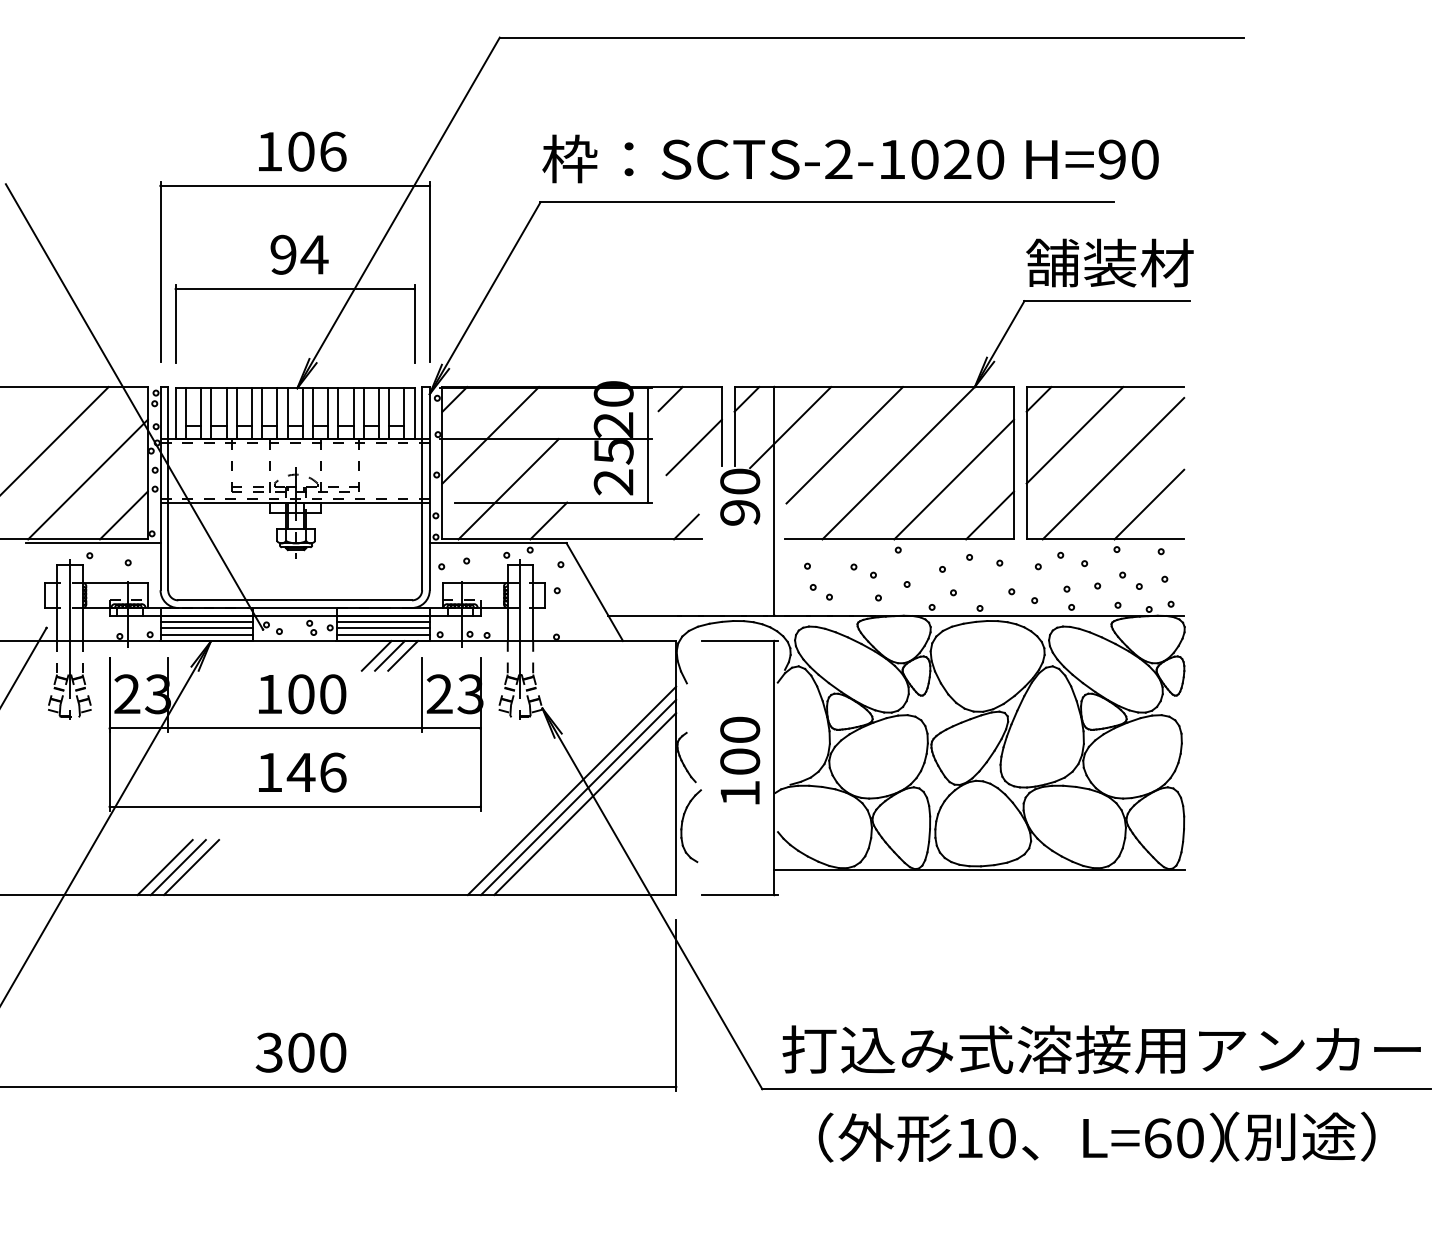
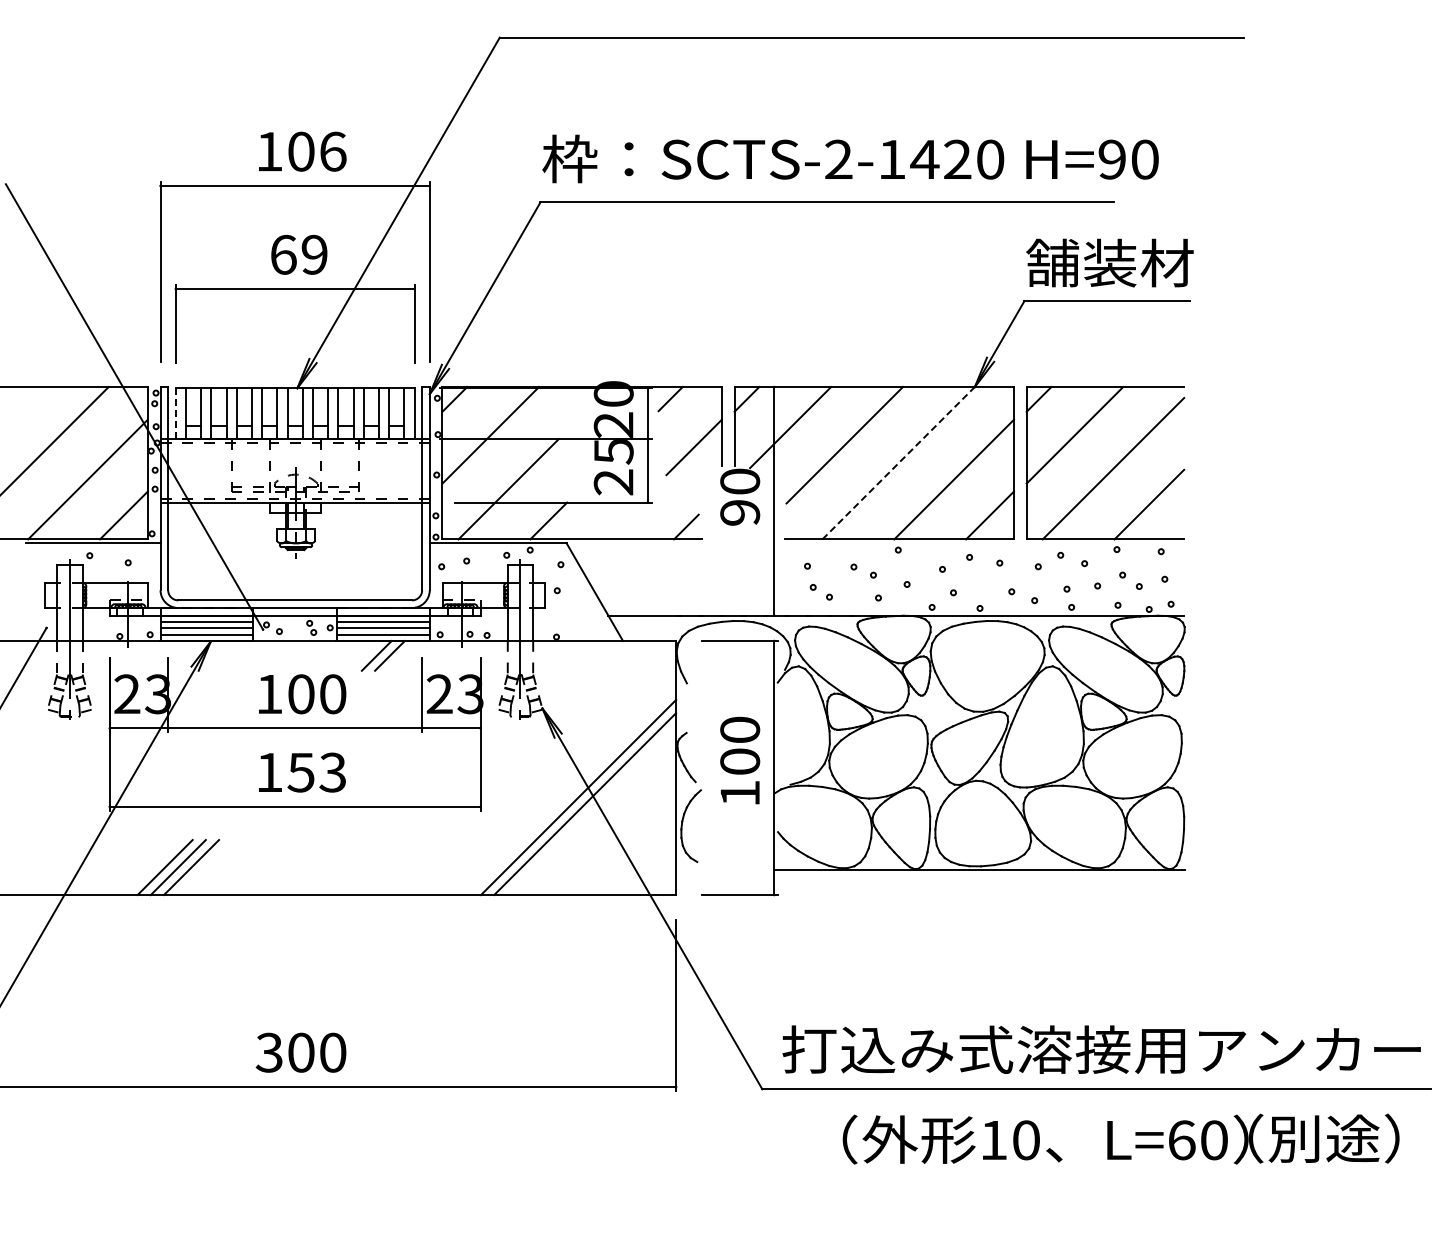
text: SCTS-2-1020 -> SCTS-2-1420 (924, 159)
text: 94 -> 69 (299, 254)
line: solid -> dashed (175, 414)
line: solid -> dashed (898, 463)
line: present -> none (403, 655)
text: 146 -> 153 (316, 772)
line: present -> none (571, 790)
text position: (1096, 1136) -> (1120, 1138) (1120, 1138)
